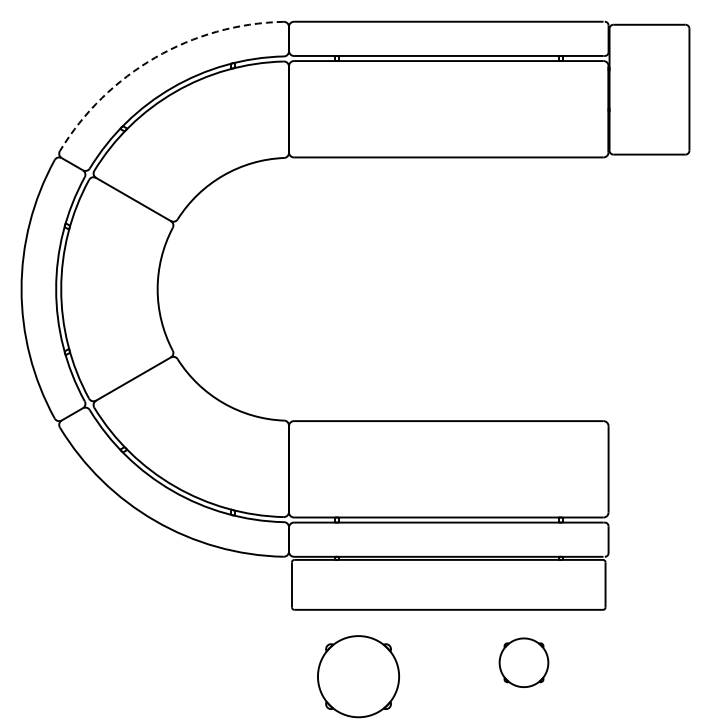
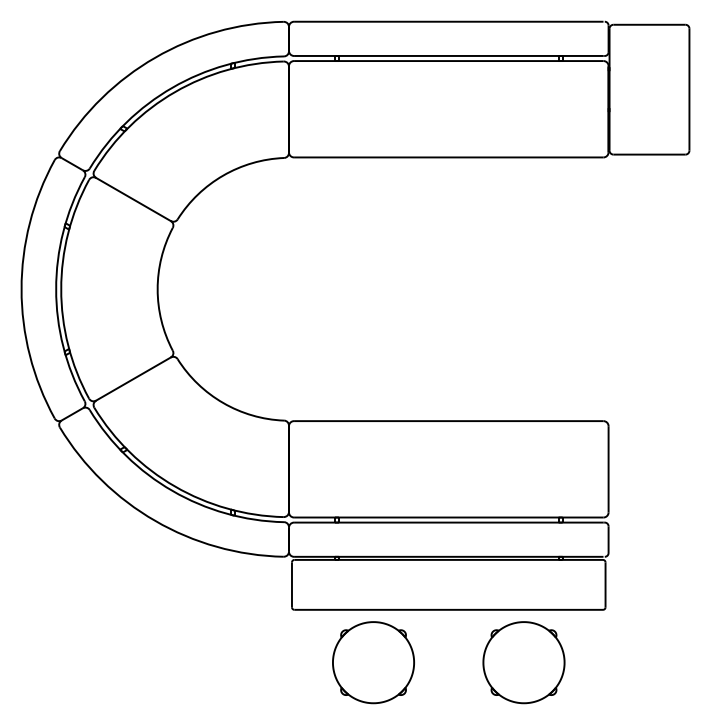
arc: dashed -> solid (155, 57)
part size: 52x51 px -> 84x84 px (523, 662)
part position: (358, 676) -> (373, 662) (373, 662)
